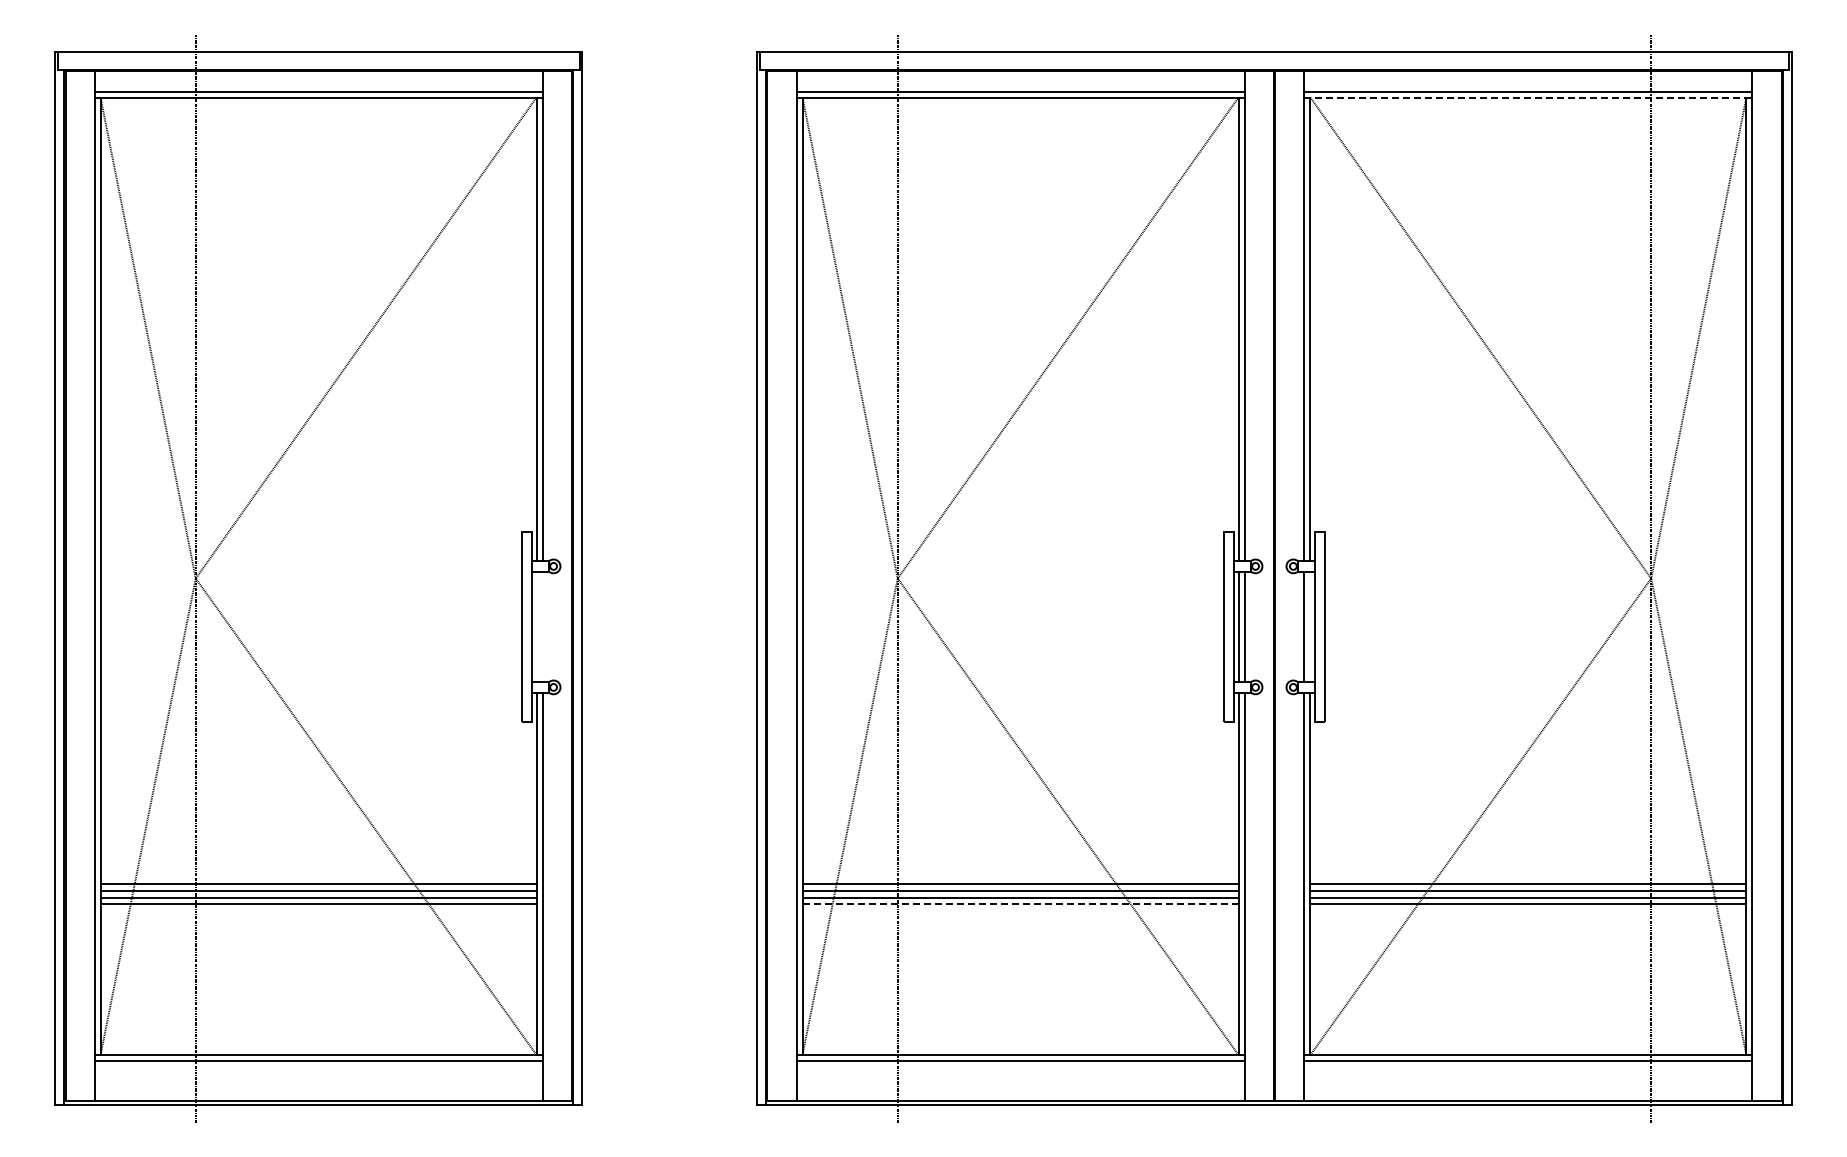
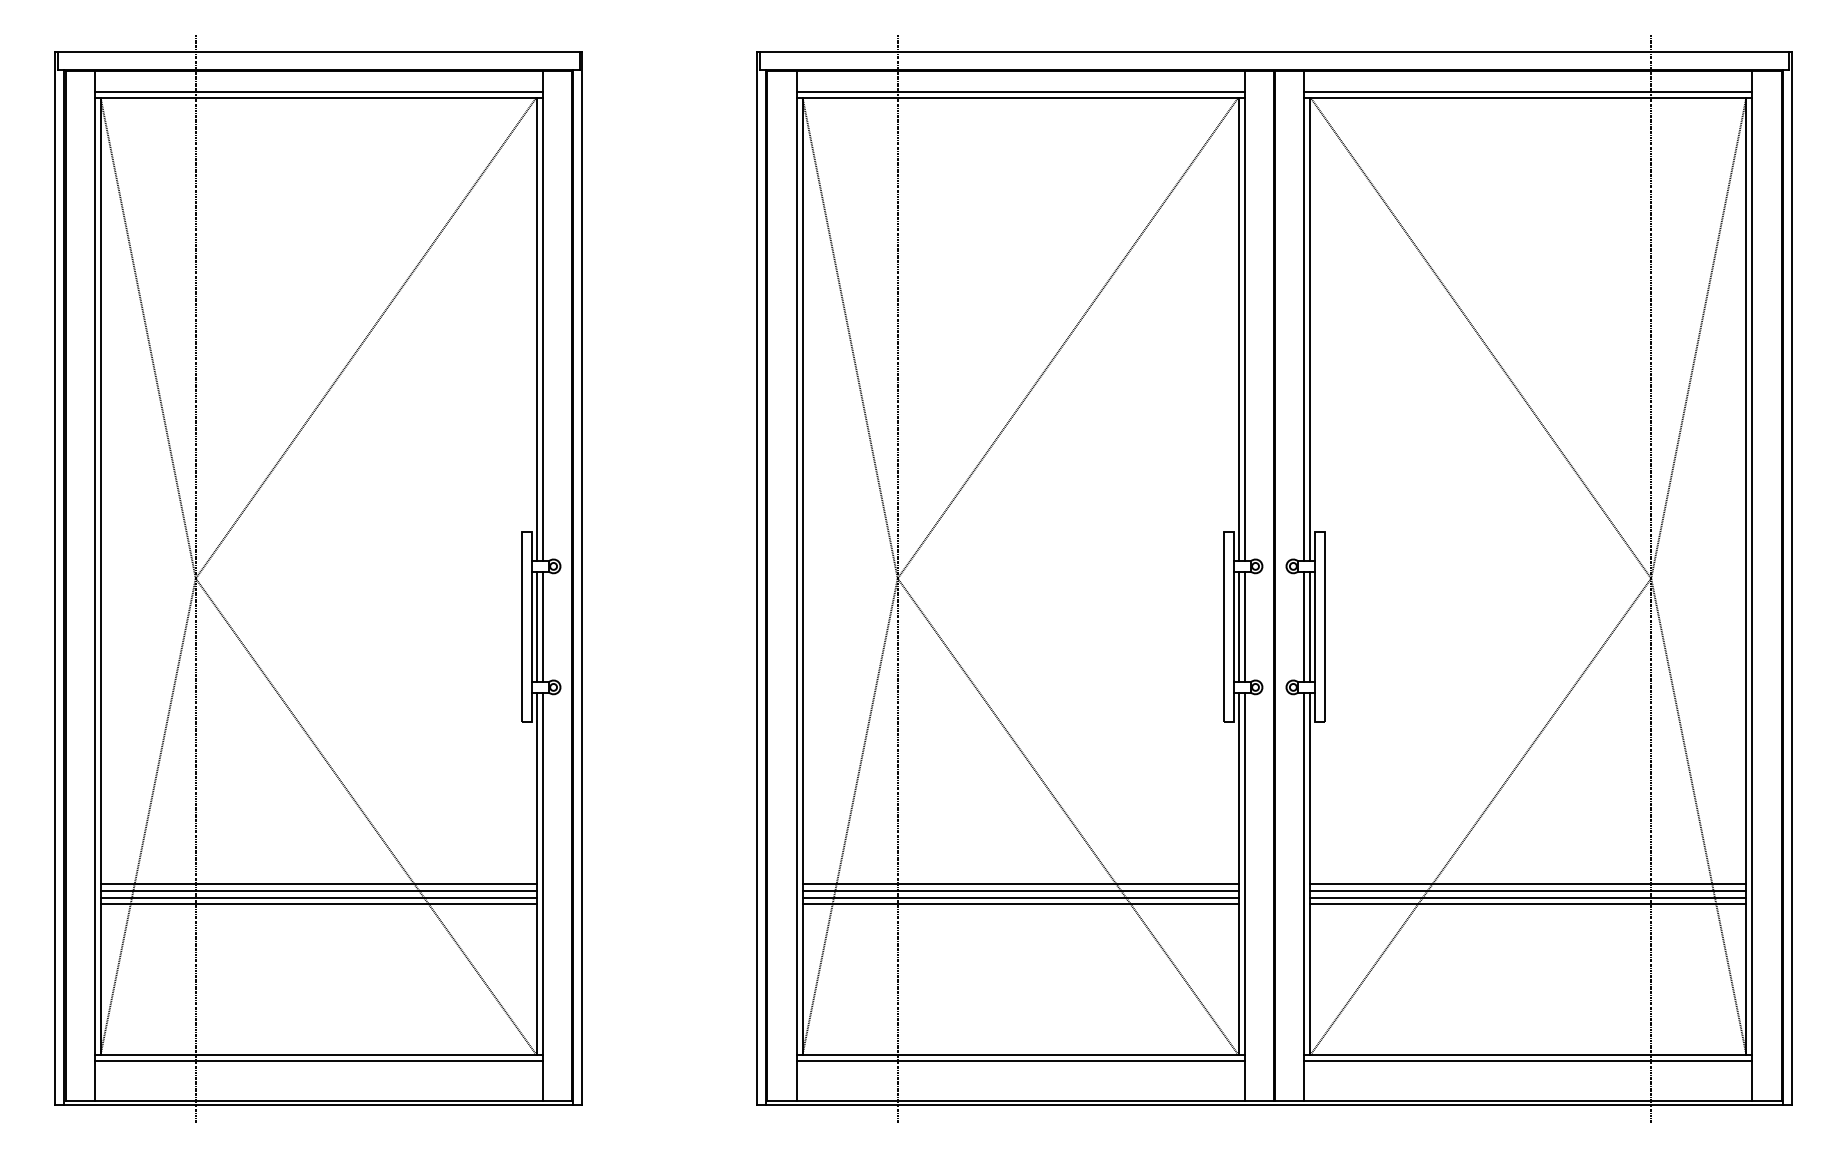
line: dashed -> solid (1528, 97)
line: none -> present (536, 626)
line: none -> present (542, 626)
line: none -> present (1310, 626)
line: dashed -> solid (1020, 904)
